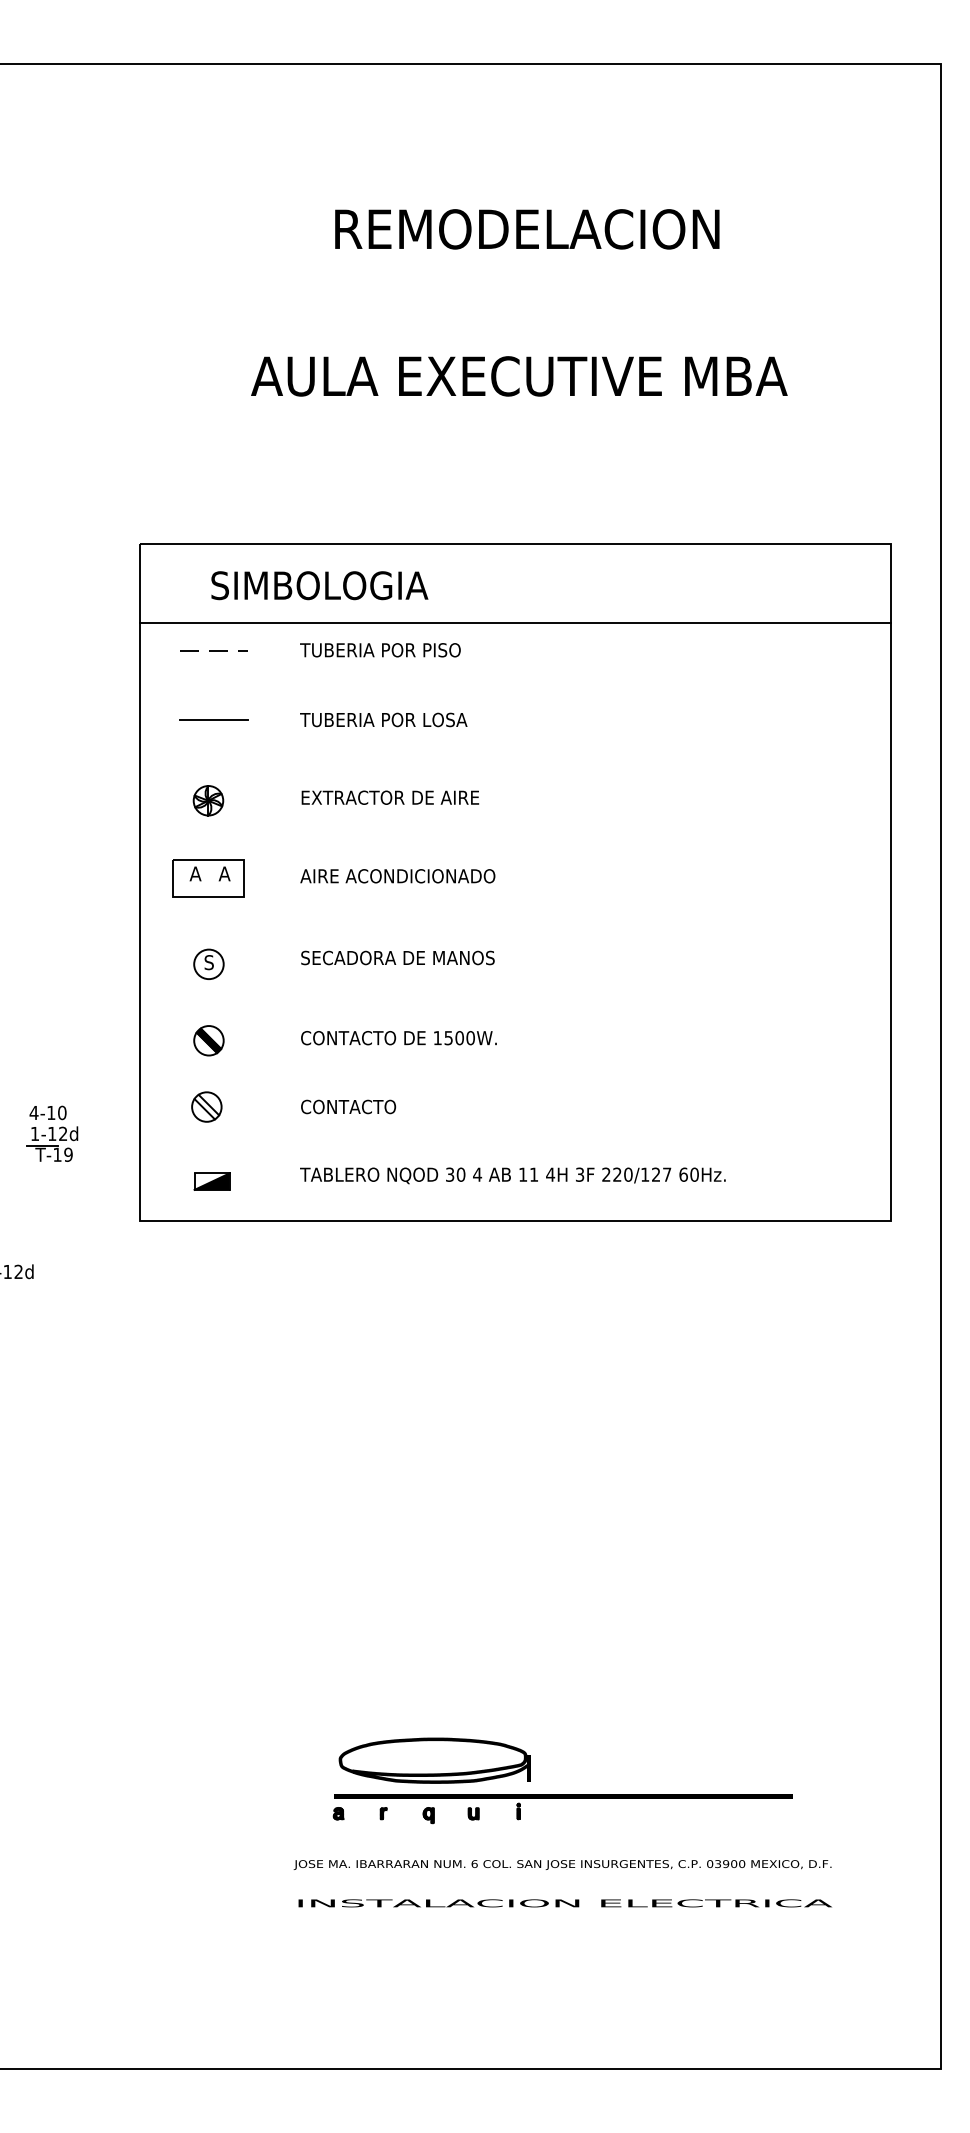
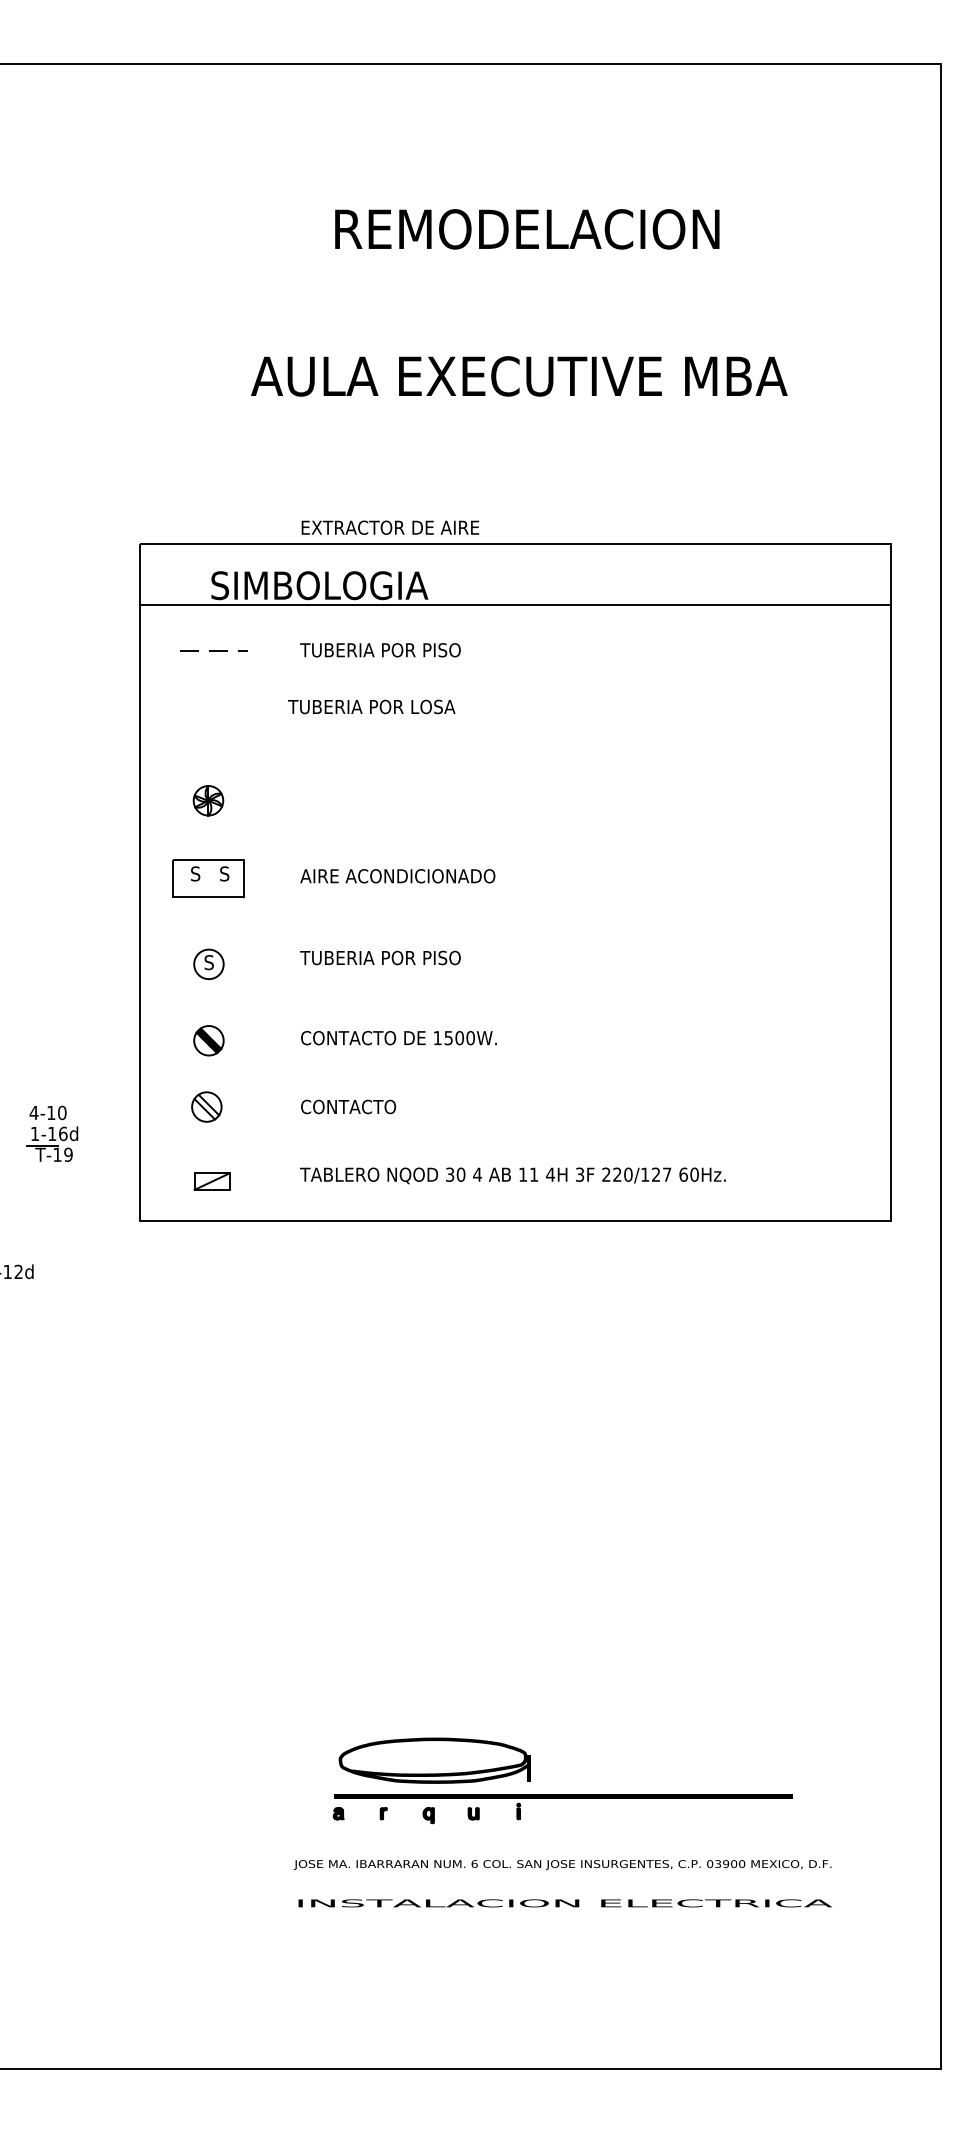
line position: (515, 622) -> (515, 604) (515, 604)
text position: (383, 719) -> (371, 706) (371, 706)
line: present -> none (213, 720)
text position: (390, 797) -> (390, 527) (390, 527)
text: A -> S (195, 873)
text: A -> S (224, 873)
text: SECADORA DE MANOS -> TUBERIA POR PISO (397, 957)
text: 1-12d -> 1-16d (63, 1133)
fill: present -> none (211, 1181)
